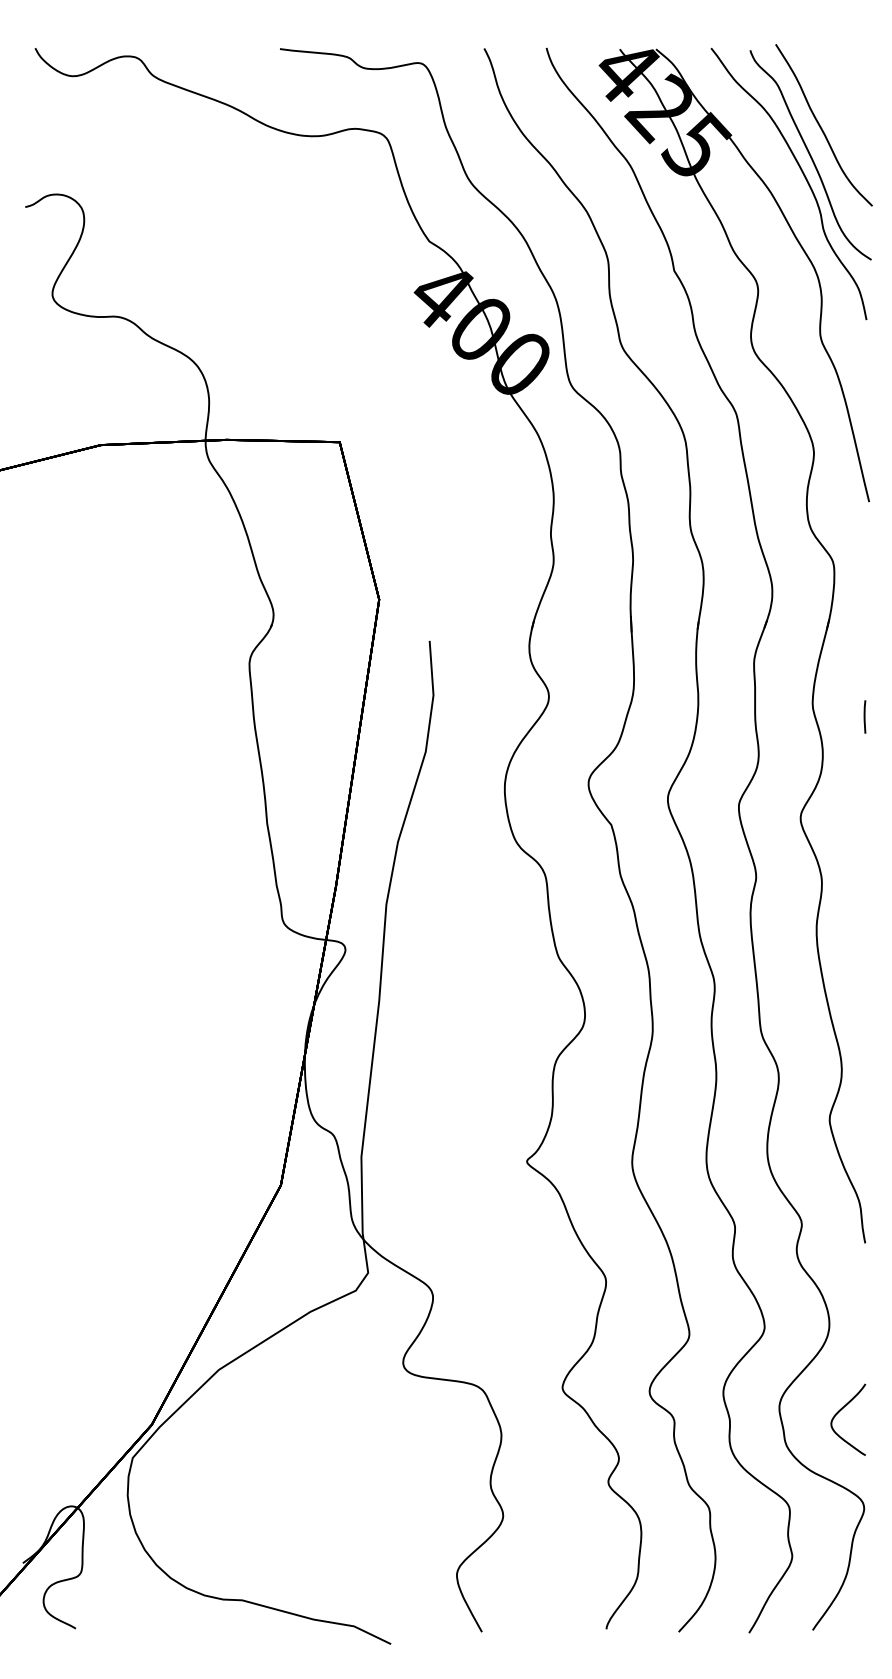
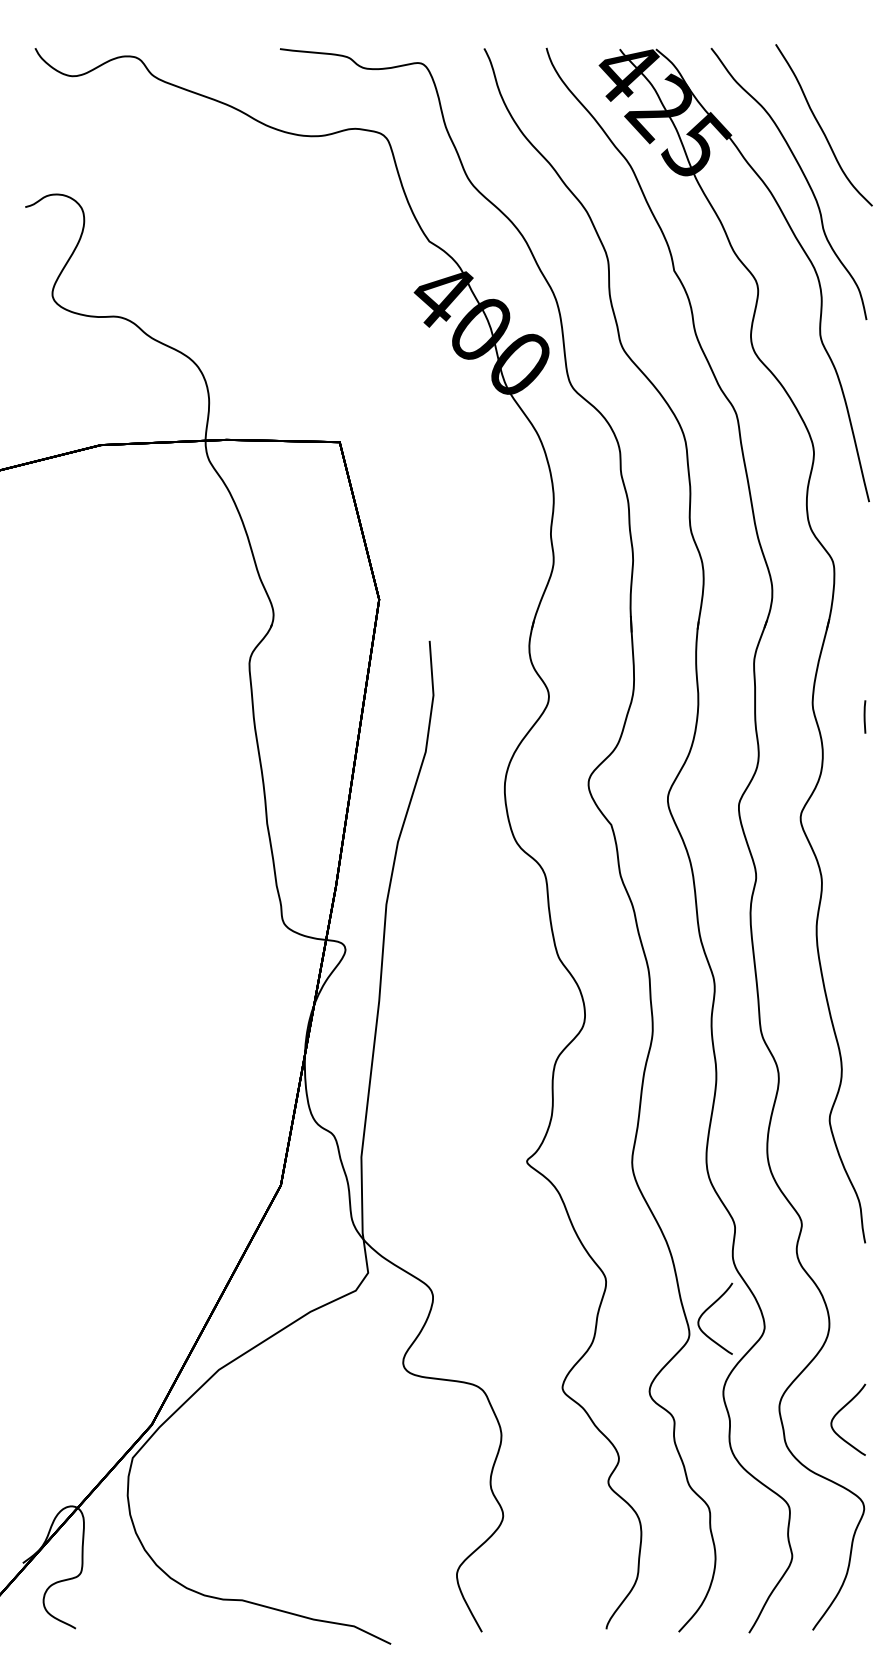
curve: present -> none (810, 155)
curve: none -> present (707, 1310)
